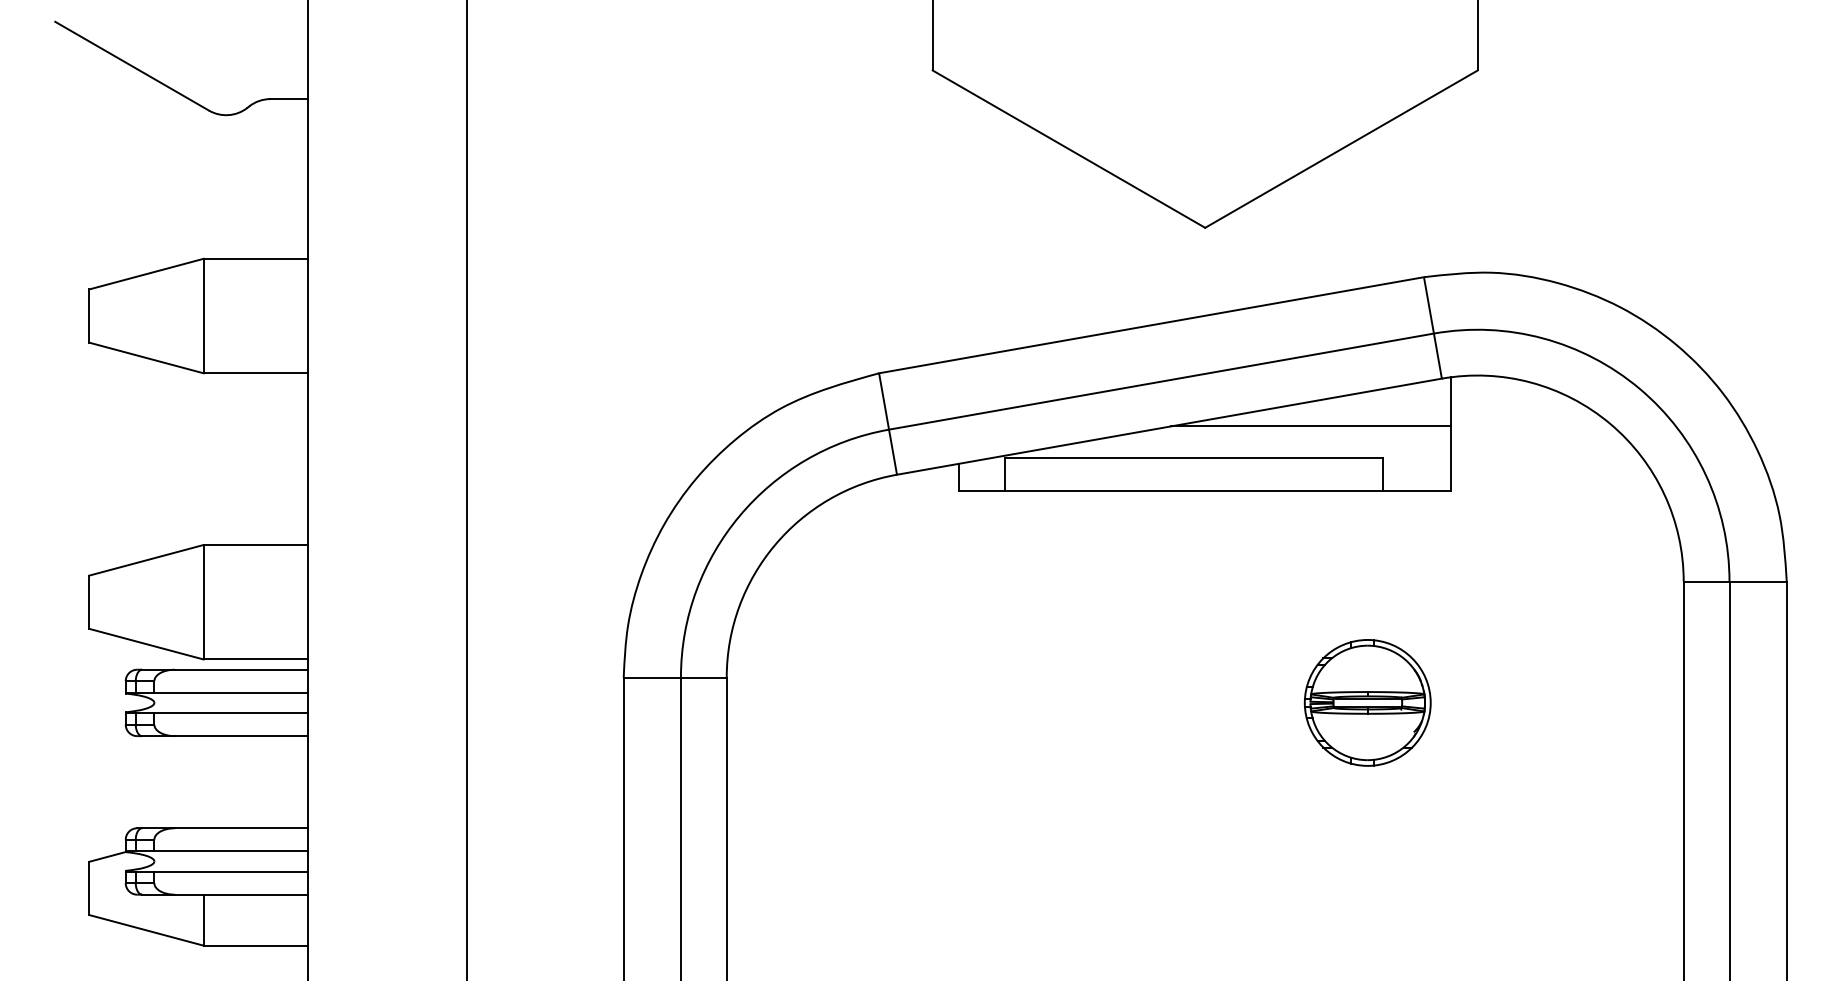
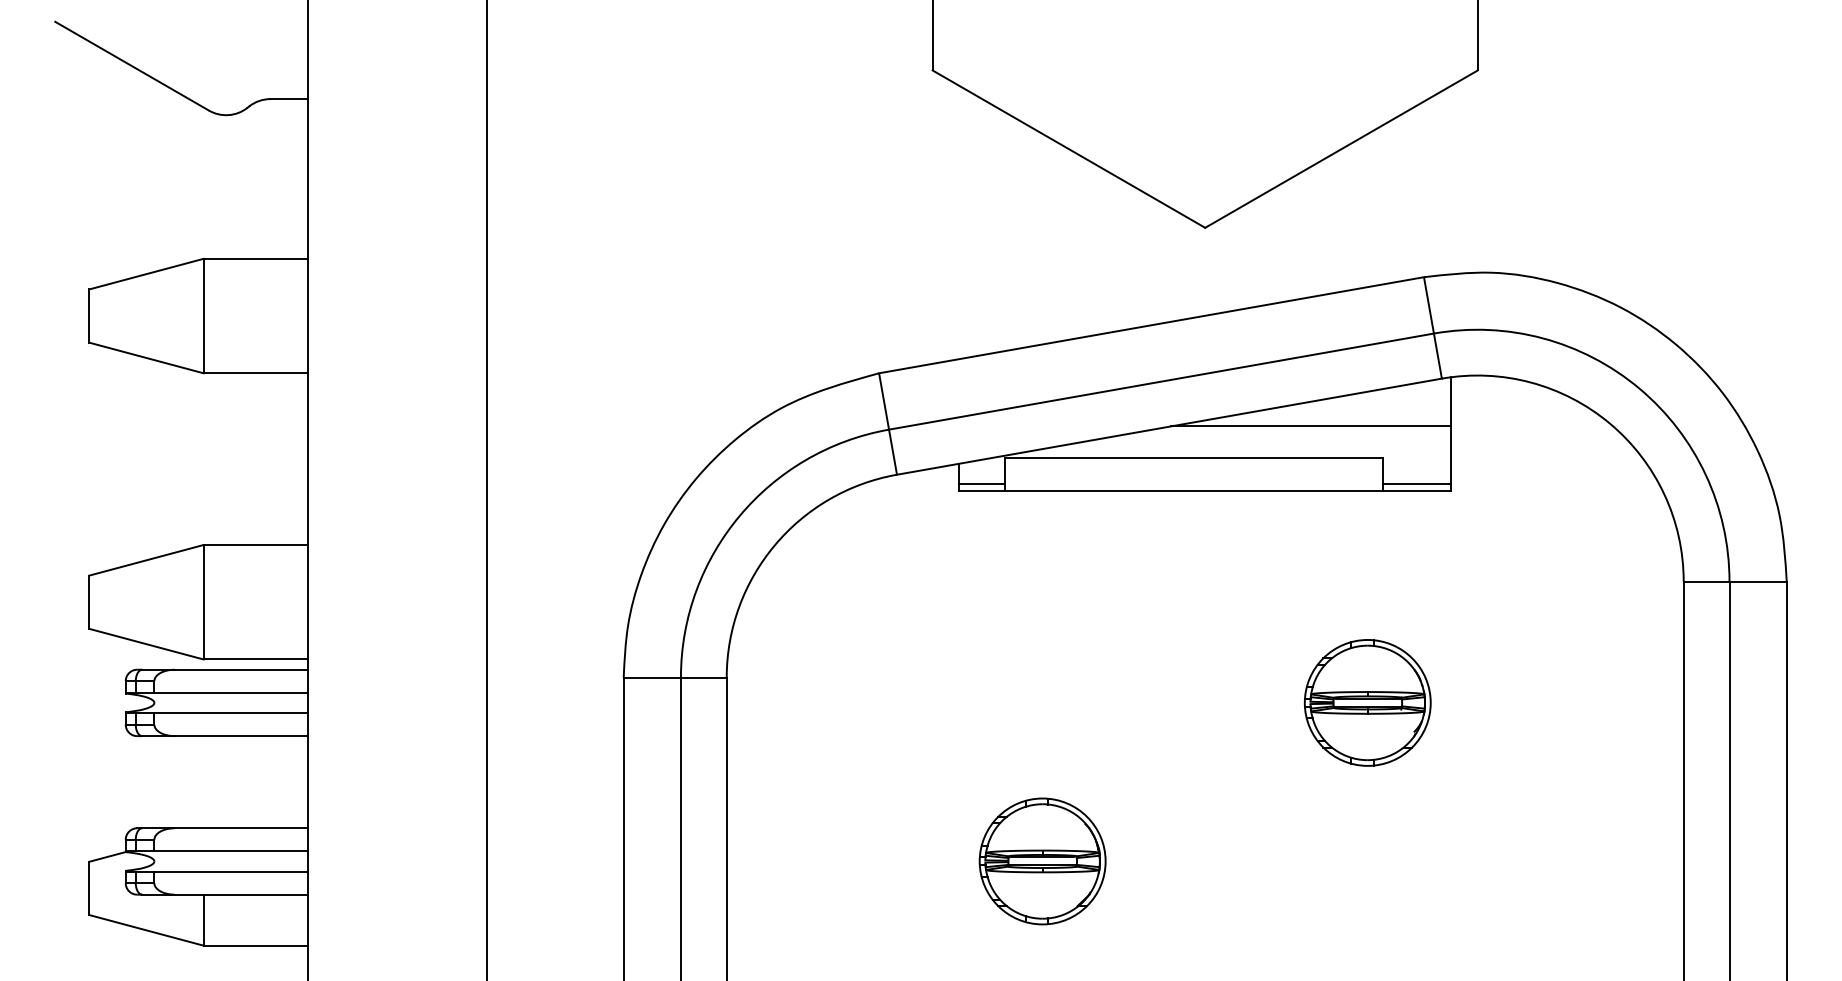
line: none -> present (981, 483)
line: none -> present (1416, 483)
line position: (466, 489) -> (486, 489) (486, 489)
part: none -> present (1042, 861)
